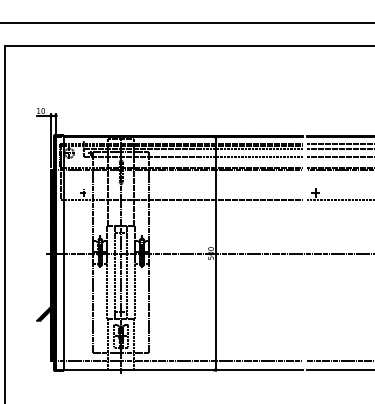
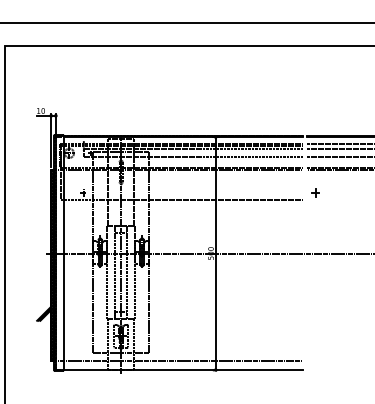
line: present -> none (339, 199)
line: present -> none (339, 360)
line: present -> none (339, 370)
